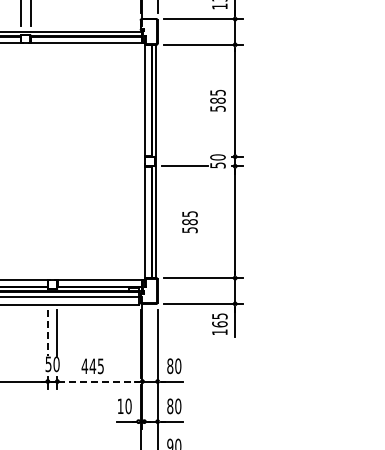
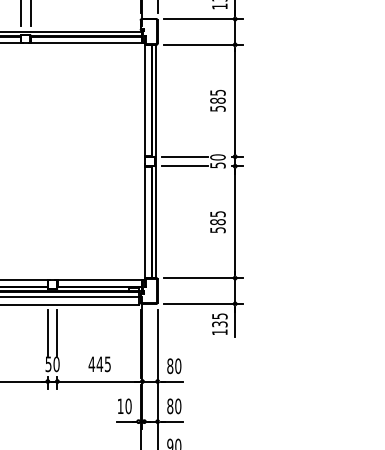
line: none -> present (185, 156)
text position: (189, 222) -> (217, 222) (217, 222)
text: 165 -> 135 (219, 324)
line: dashed -> solid (47, 332)
text position: (92, 366) -> (99, 364) (99, 364)
line: dashed -> solid (99, 381)
